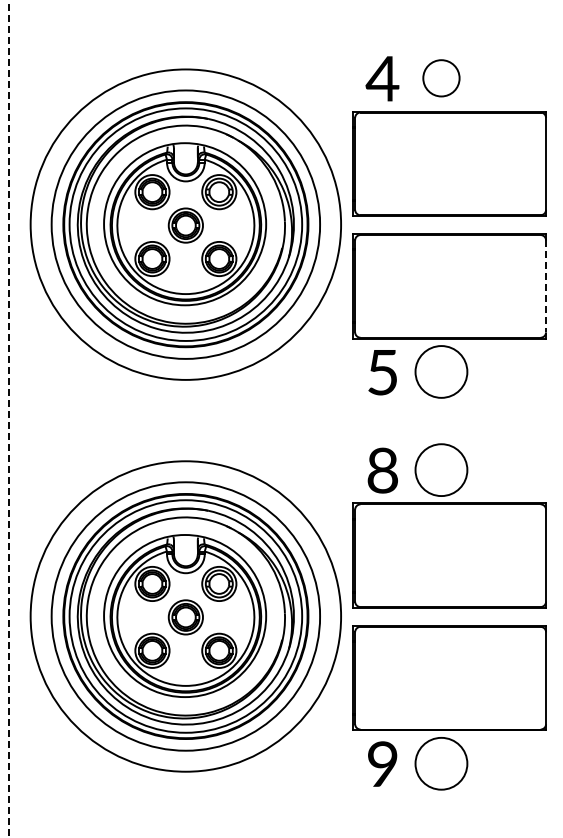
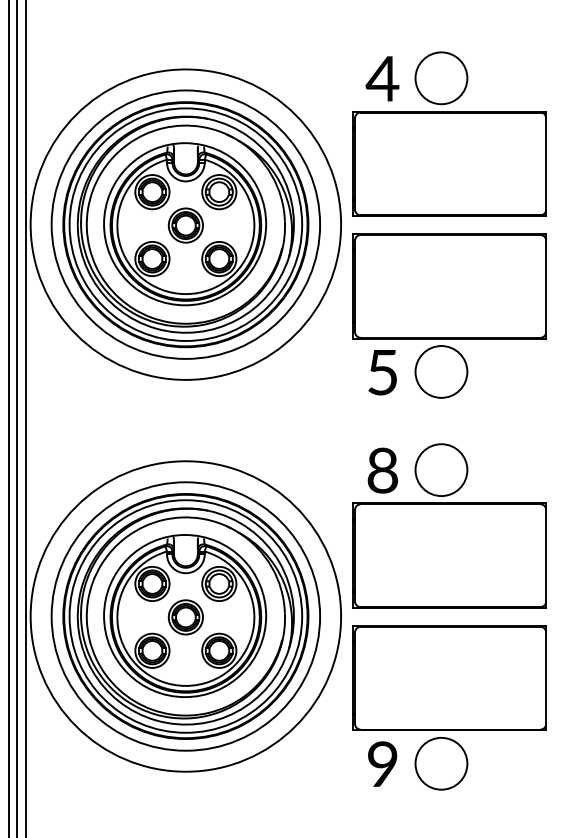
circle diameter: 36 px -> 52 px (441, 78)
line: dashed -> solid (546, 286)
line: none -> present (16, 418)
line: none -> present (25, 418)
line: dashed -> solid (8, 419)
